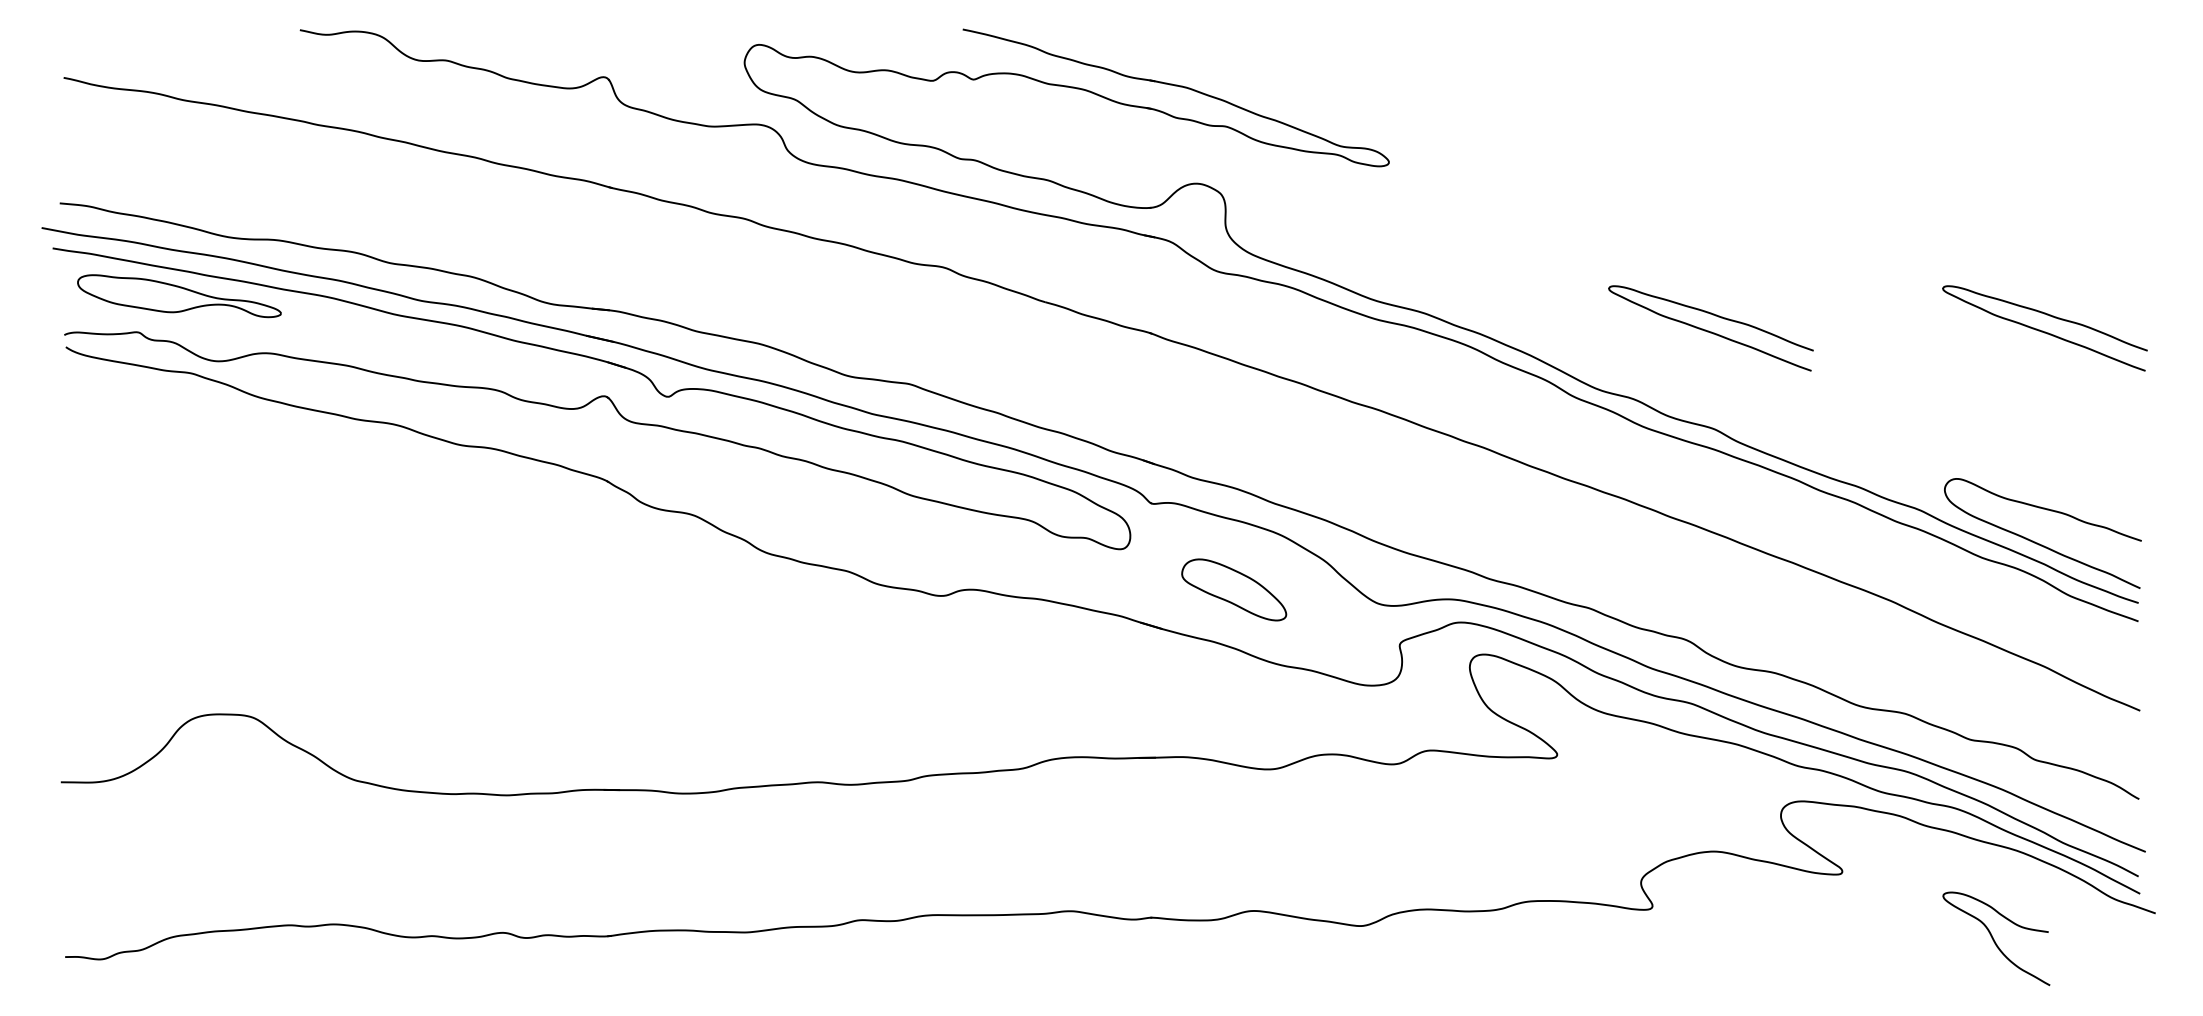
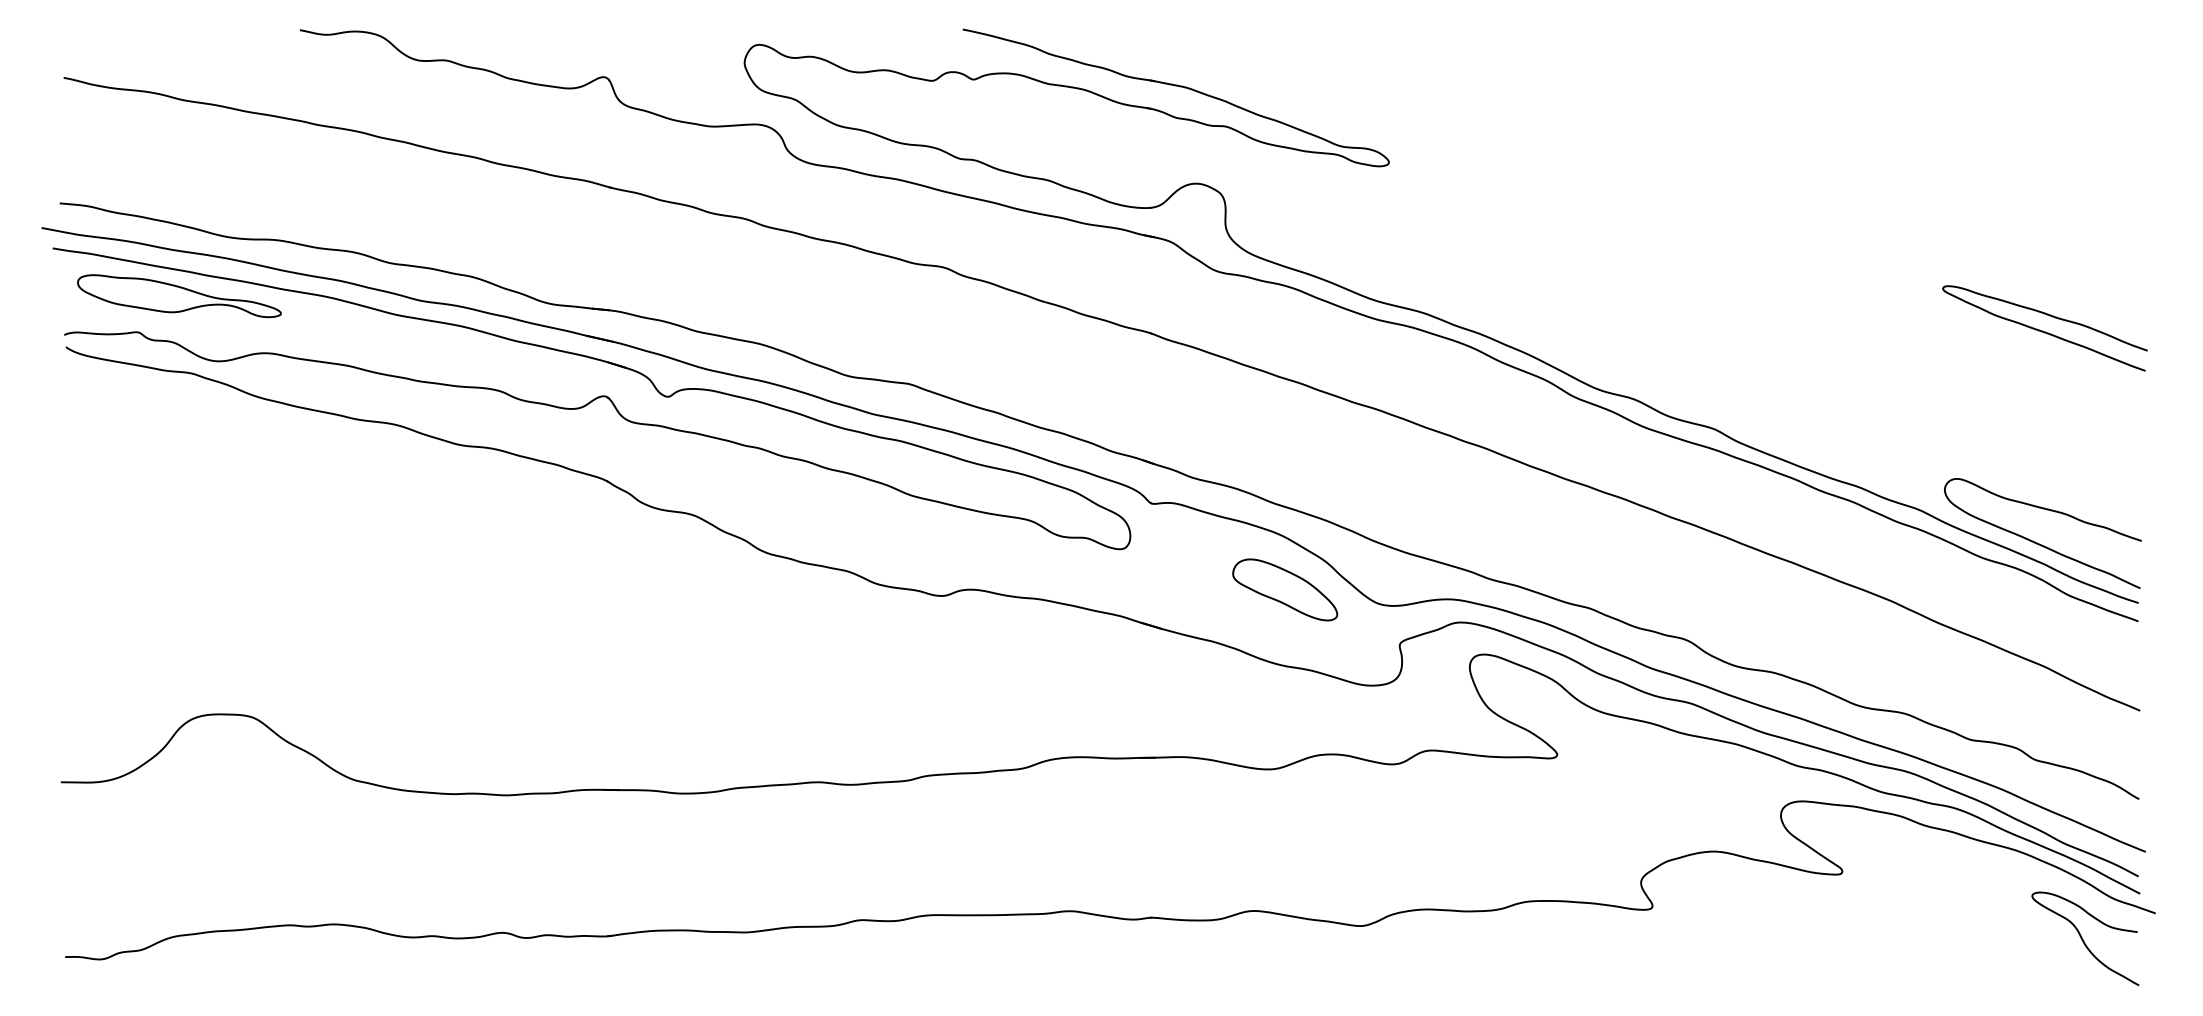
curve: present -> none (1708, 330)
part position: (1234, 589) -> (1285, 589) (1285, 589)
curve position: (1994, 939) -> (2083, 939) (2083, 939)
